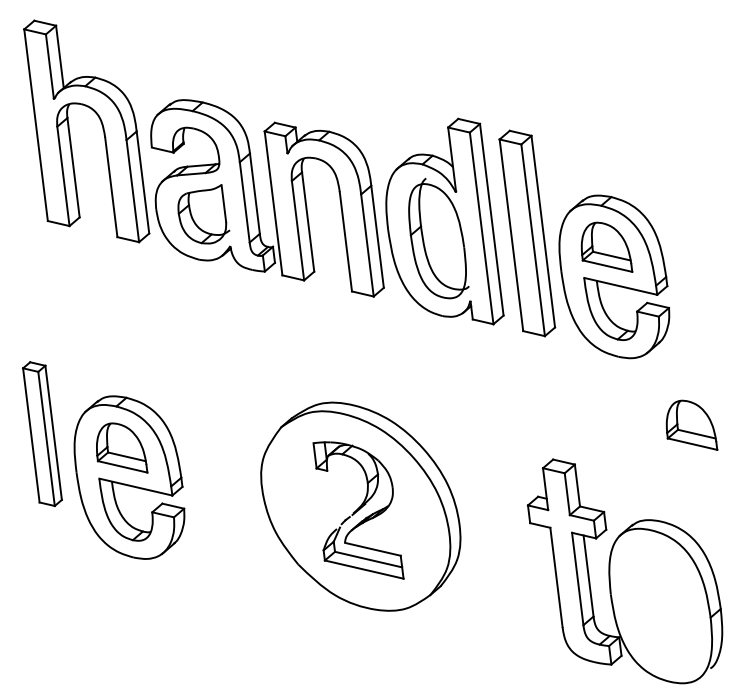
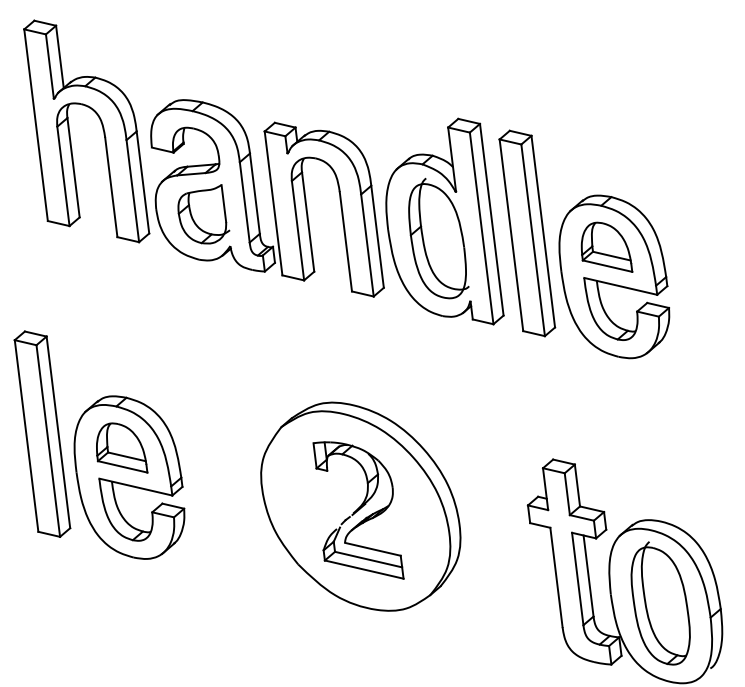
part: present -> none (691, 424)
part size: 41x147 px -> 59x208 px (42, 433)
part: none -> present (660, 603)
